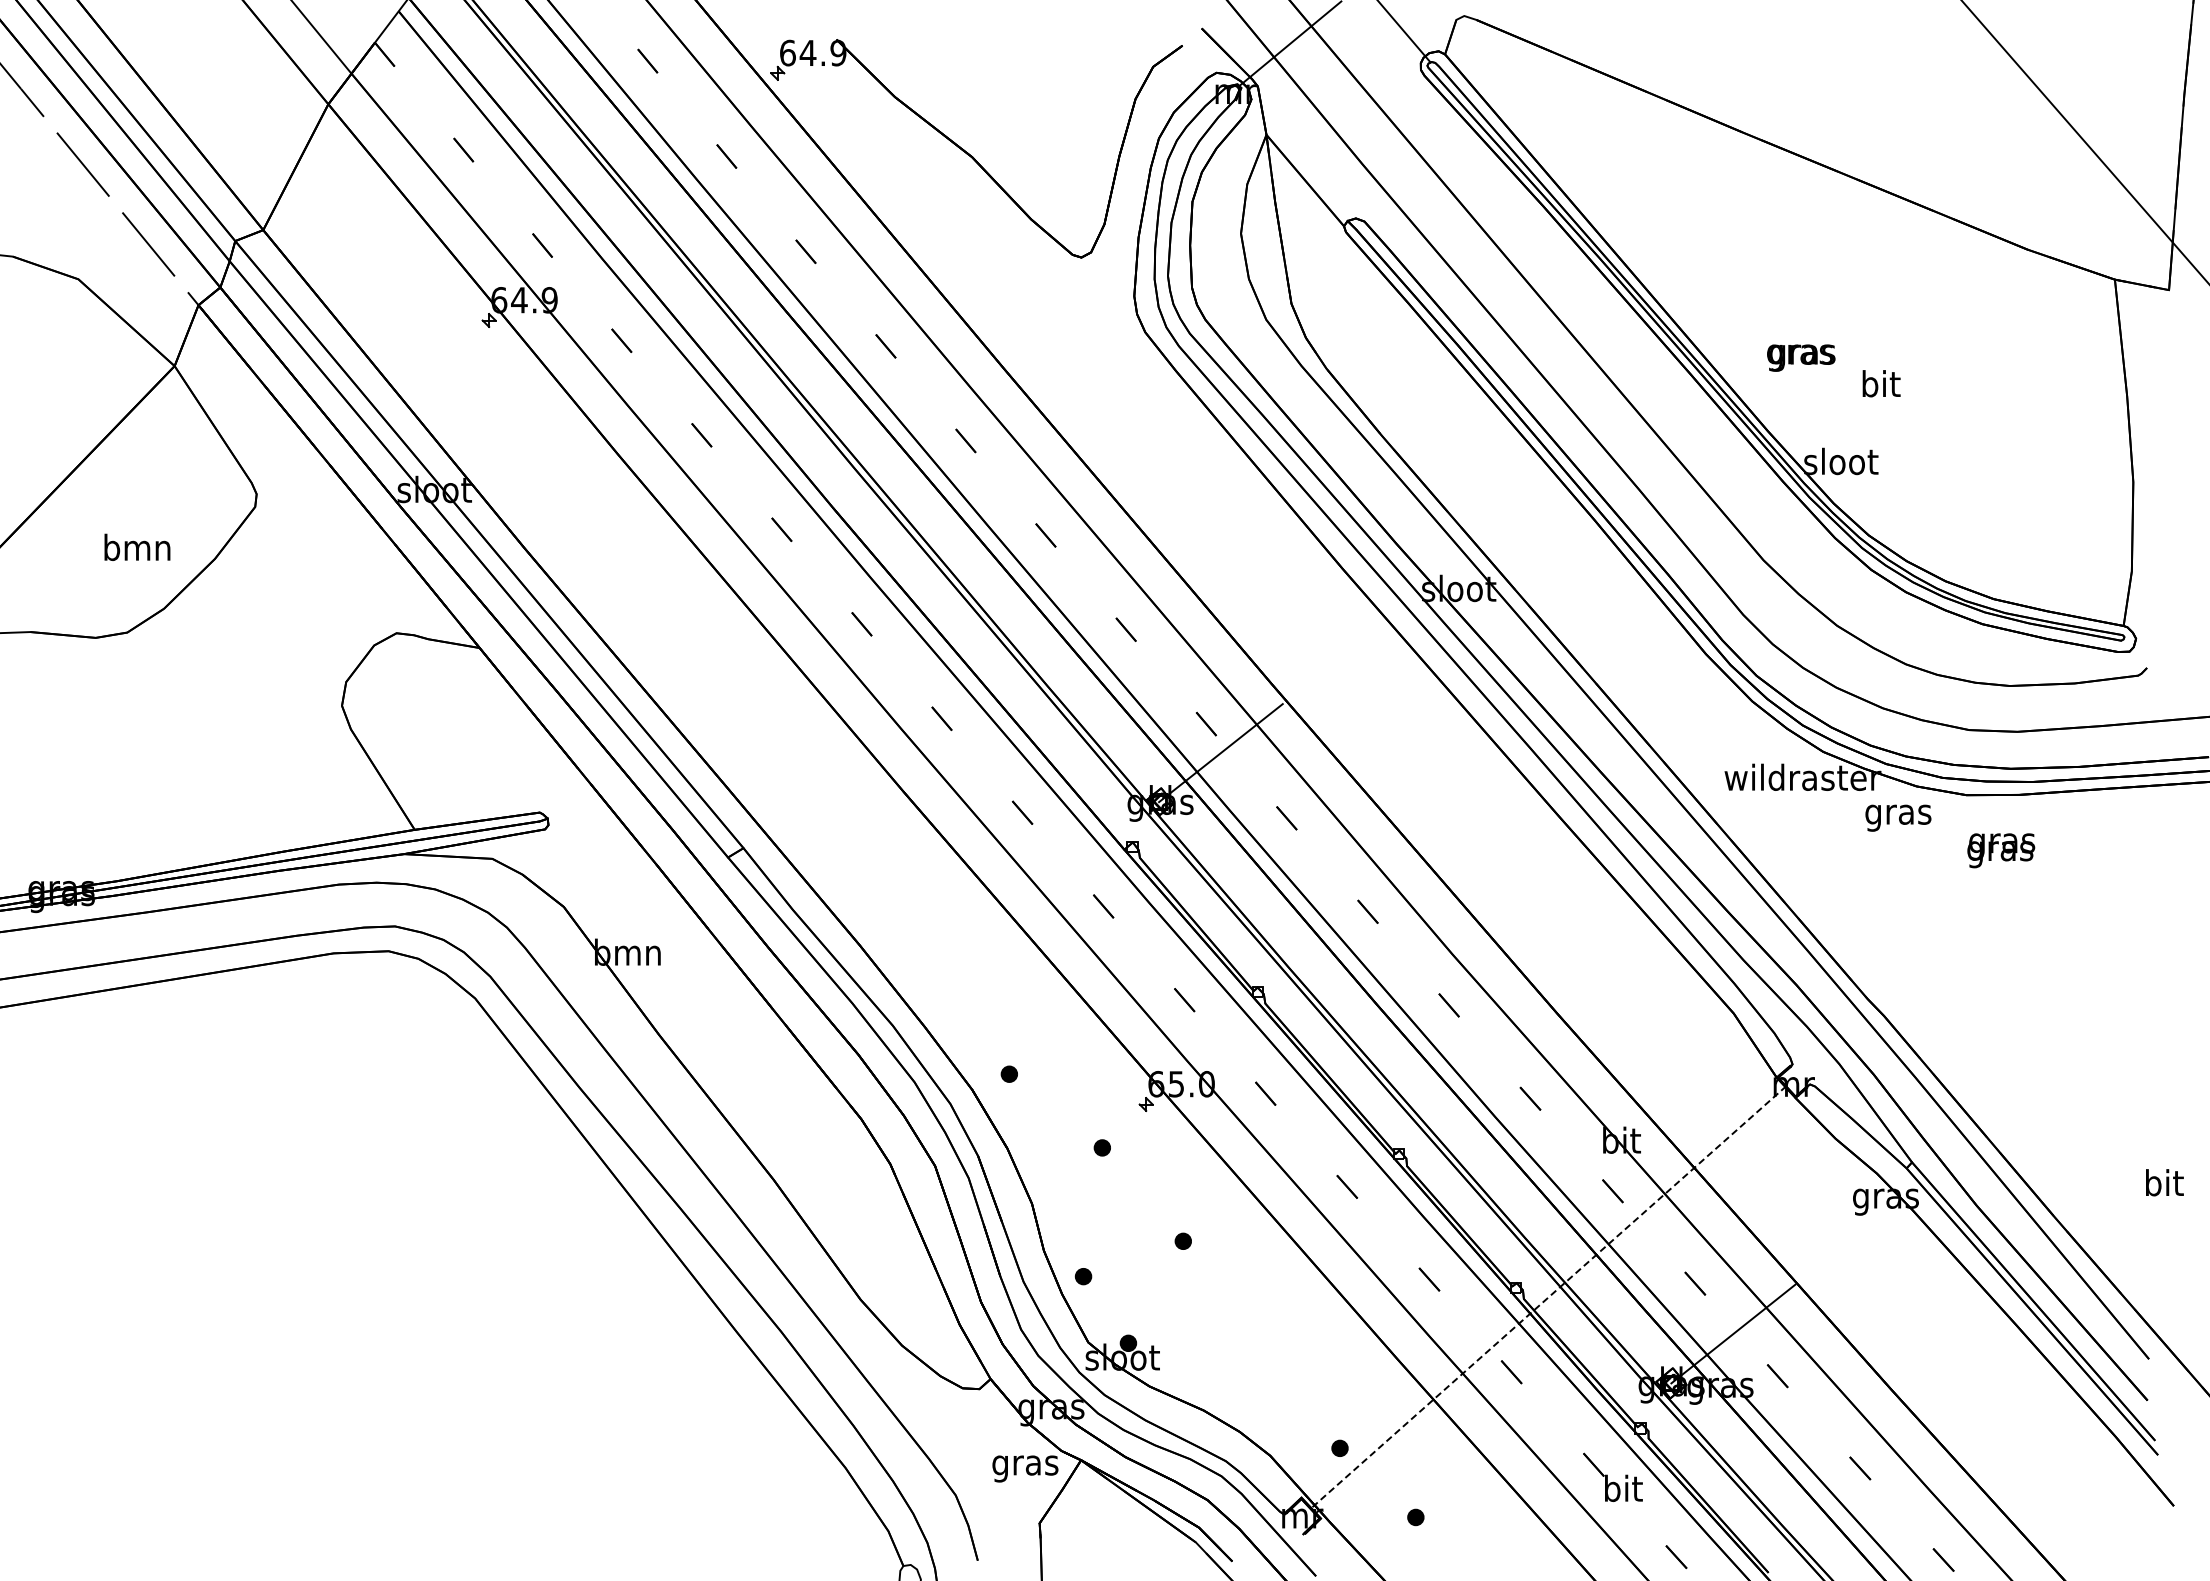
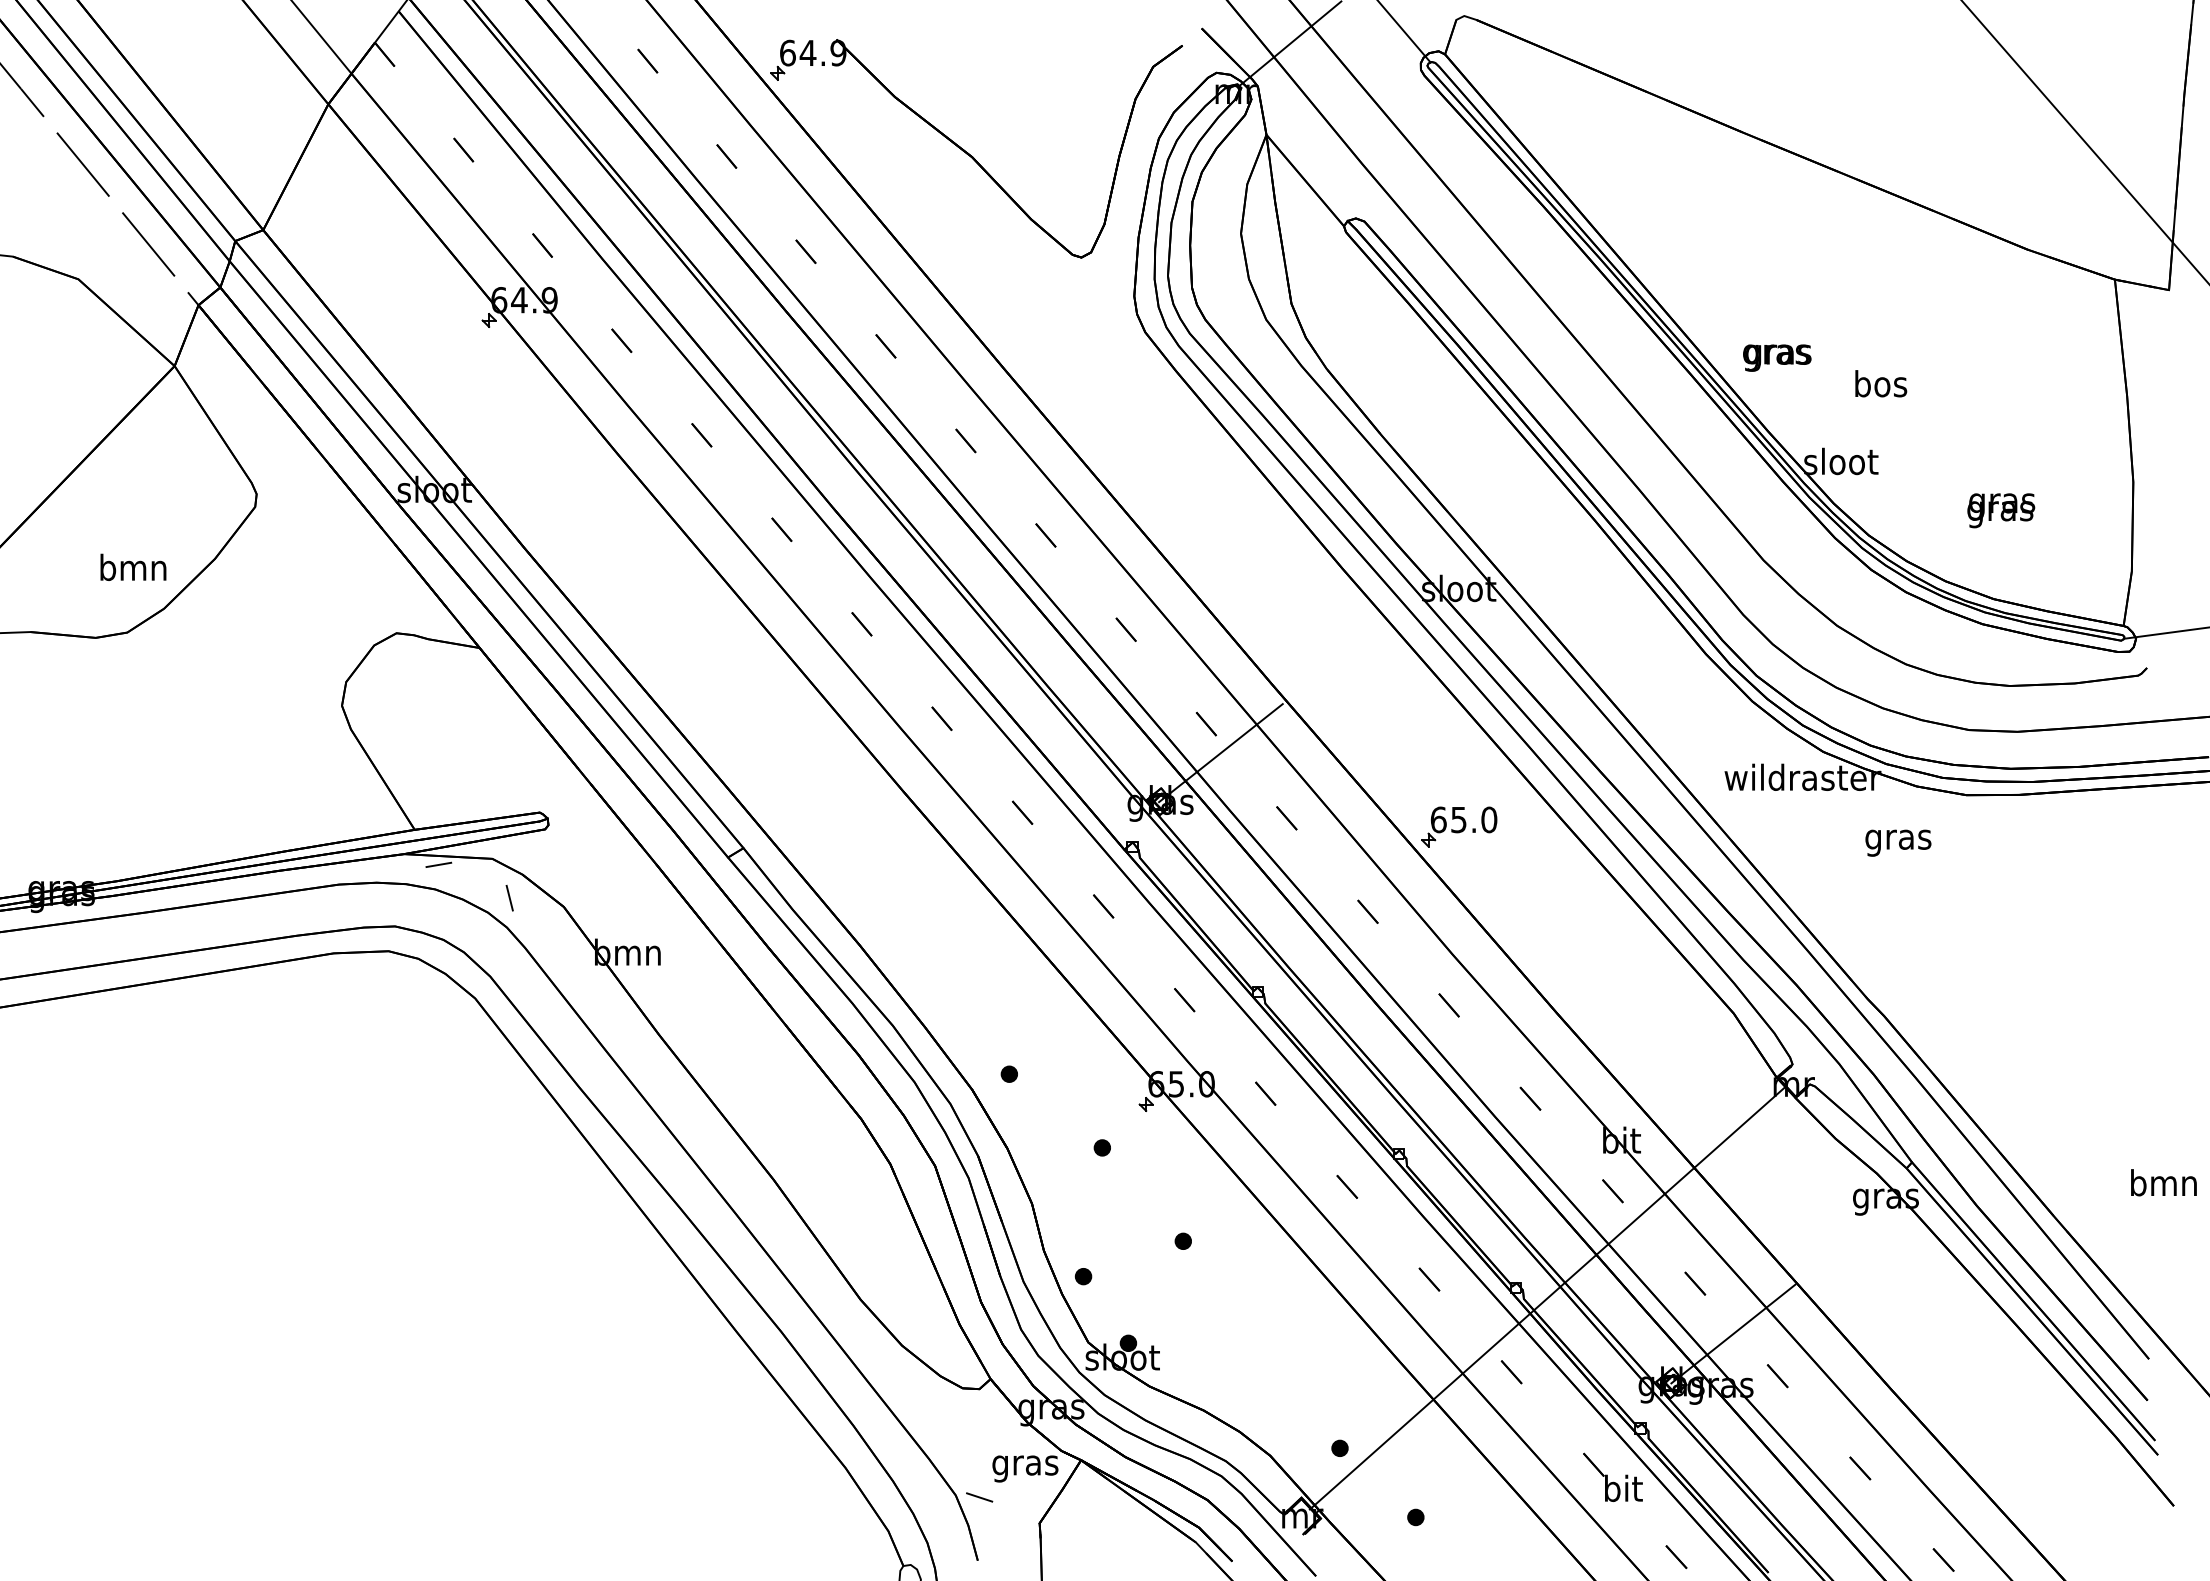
text position: (1801, 357) -> (1777, 357) (1777, 357)
text: bit -> bos (1881, 383)
text position: (137, 546) -> (133, 566) (133, 566)
line: none -> present (2164, 632)
text position: (1898, 817) -> (1898, 842) (1898, 842)
part: none -> present (1459, 826)
text position: (2001, 850) -> (2001, 510) (2001, 510)
line: none -> present (438, 864)
line: none -> present (509, 897)
text: bit -> bmn (2163, 1182)
line: dashed -> solid (1548, 1297)
line: none -> present (979, 1497)
